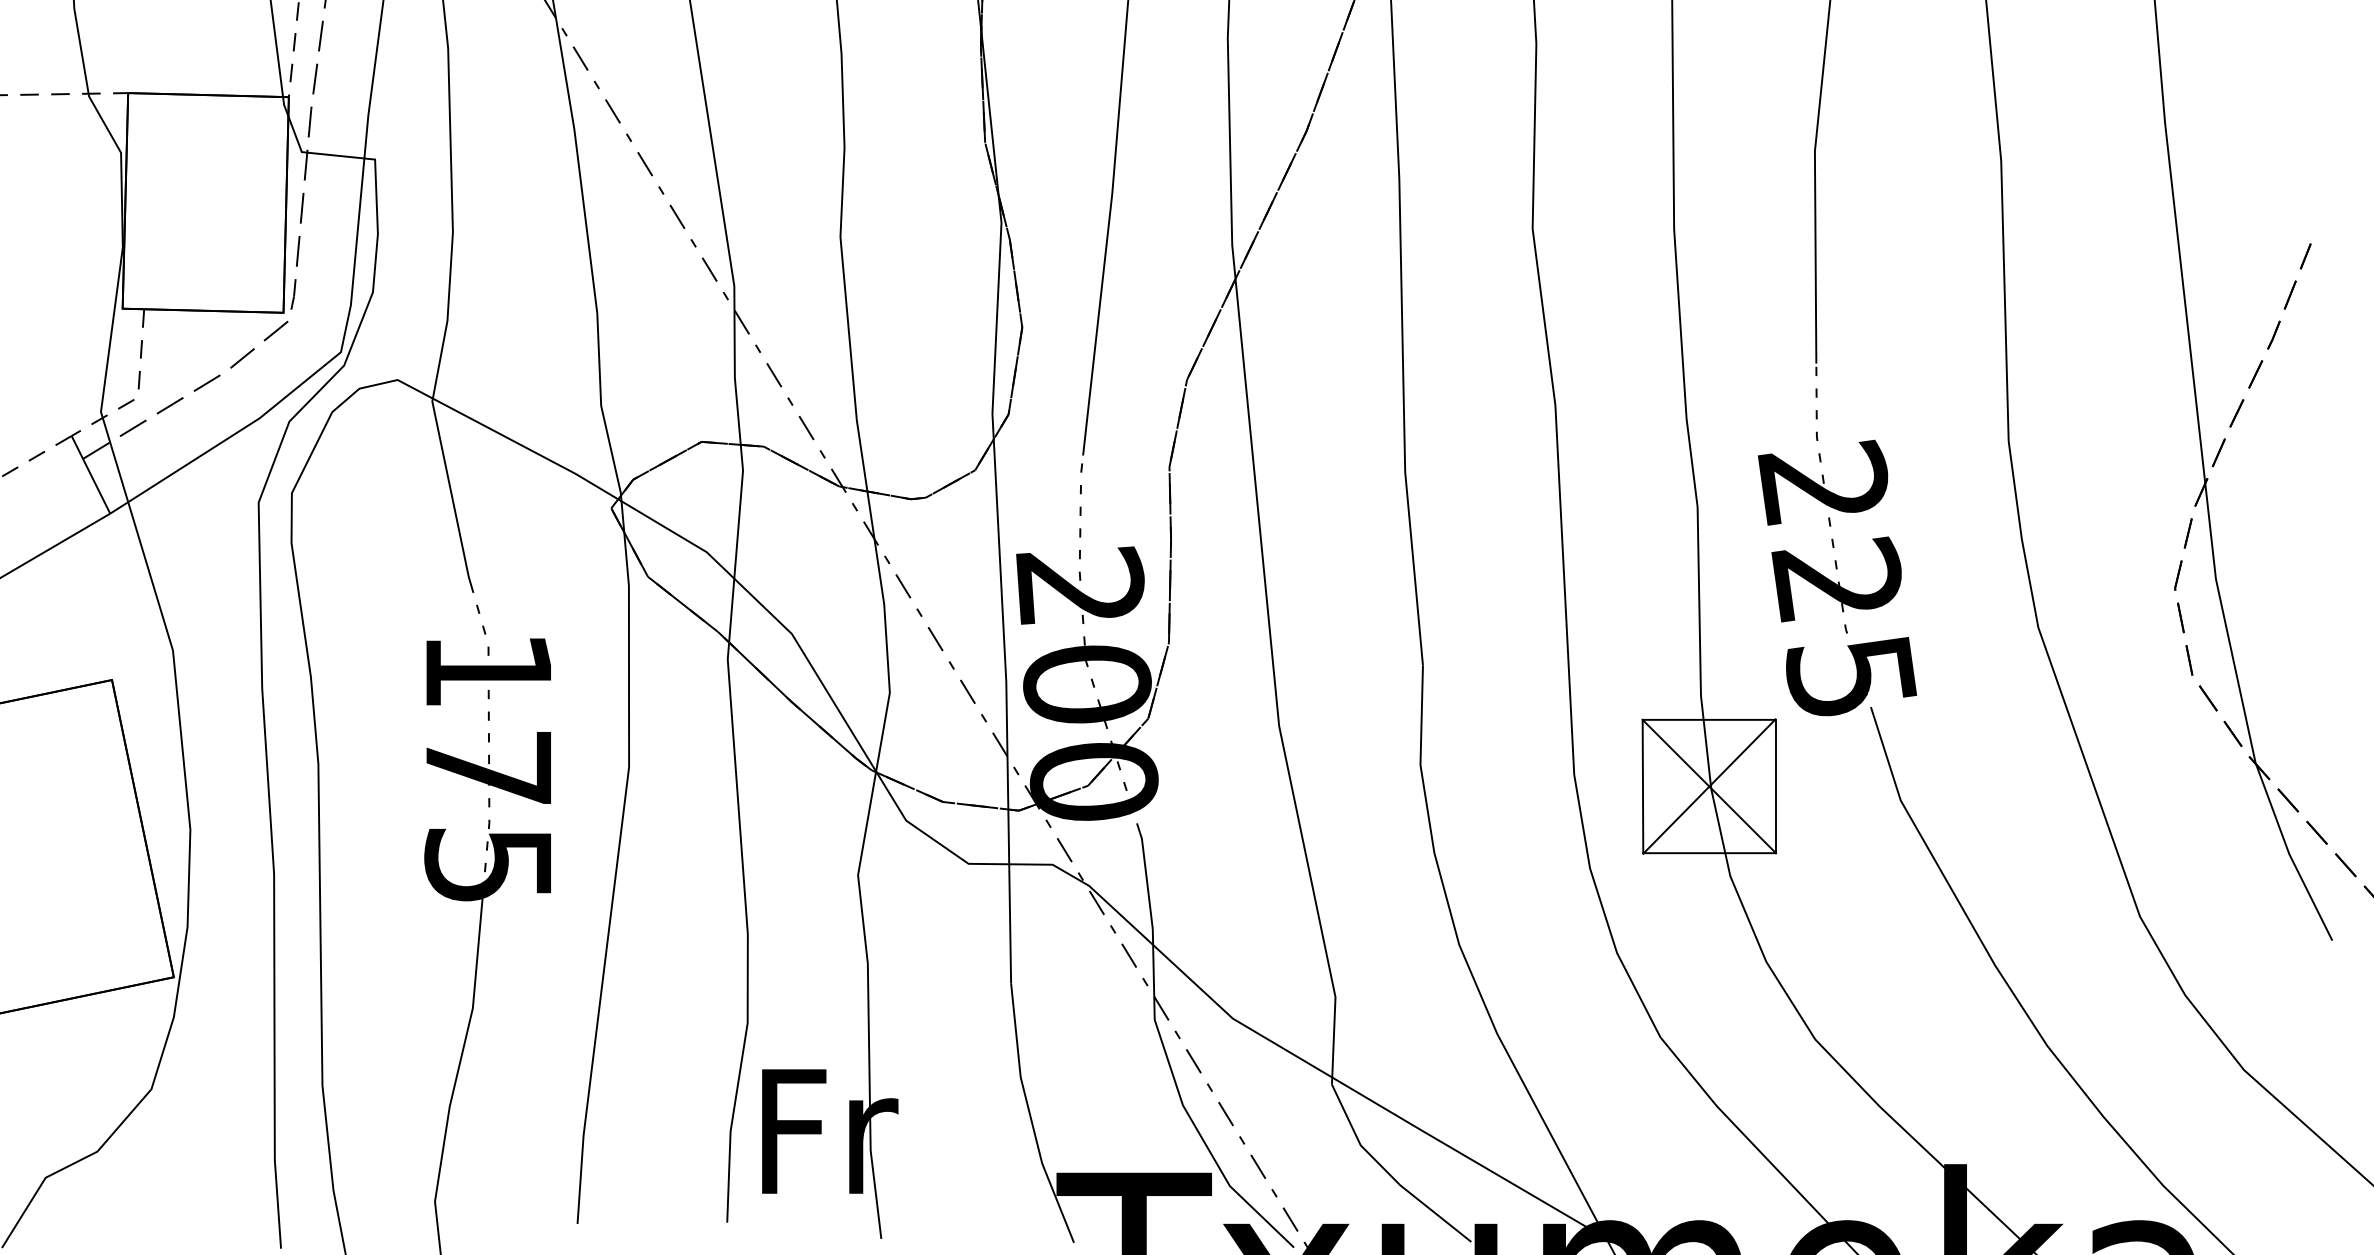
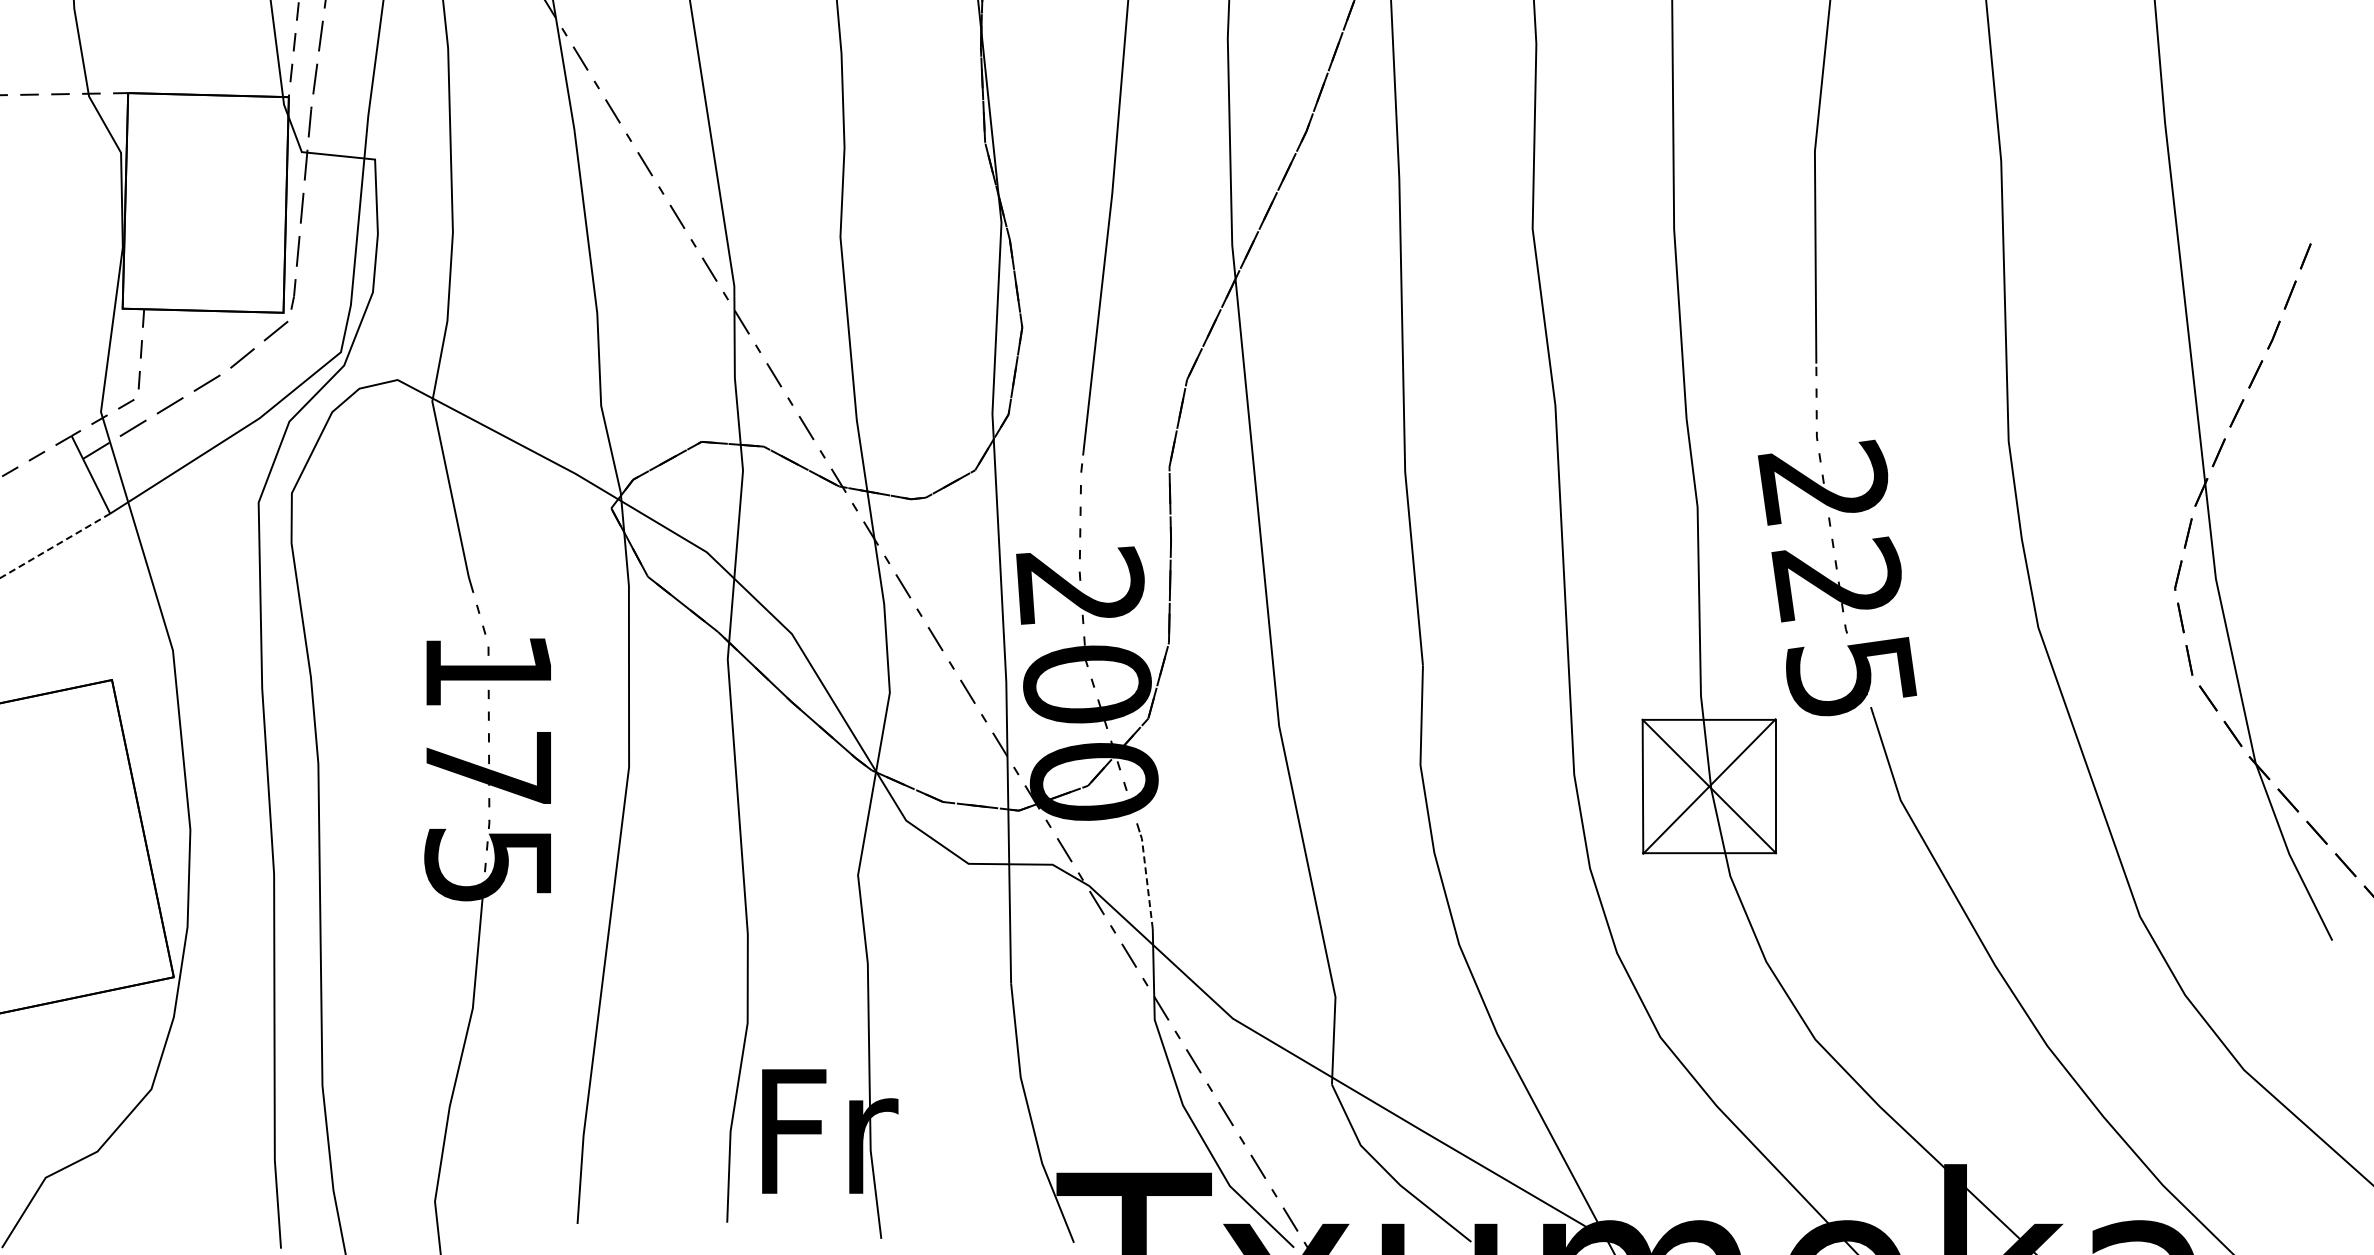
line: solid -> dashed (55, 545)
line: solid -> dashed (1146, 879)
